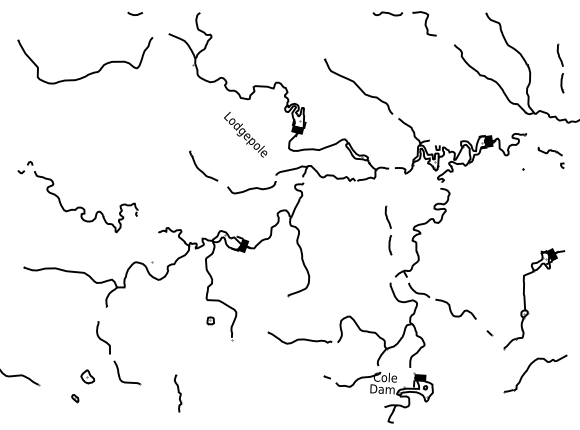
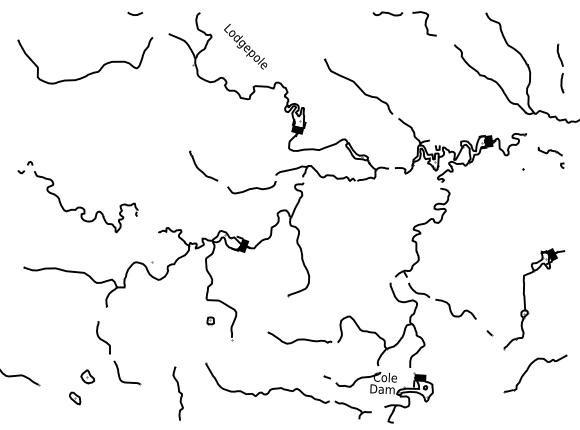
text position: (245, 134) -> (245, 46) (245, 46)
part: present -> none (388, 230)
part: none -> present (288, 390)
part size: 10x39 px -> 12x55 px (177, 393)
part size: 9x10 px -> 13x15 px (75, 398)
